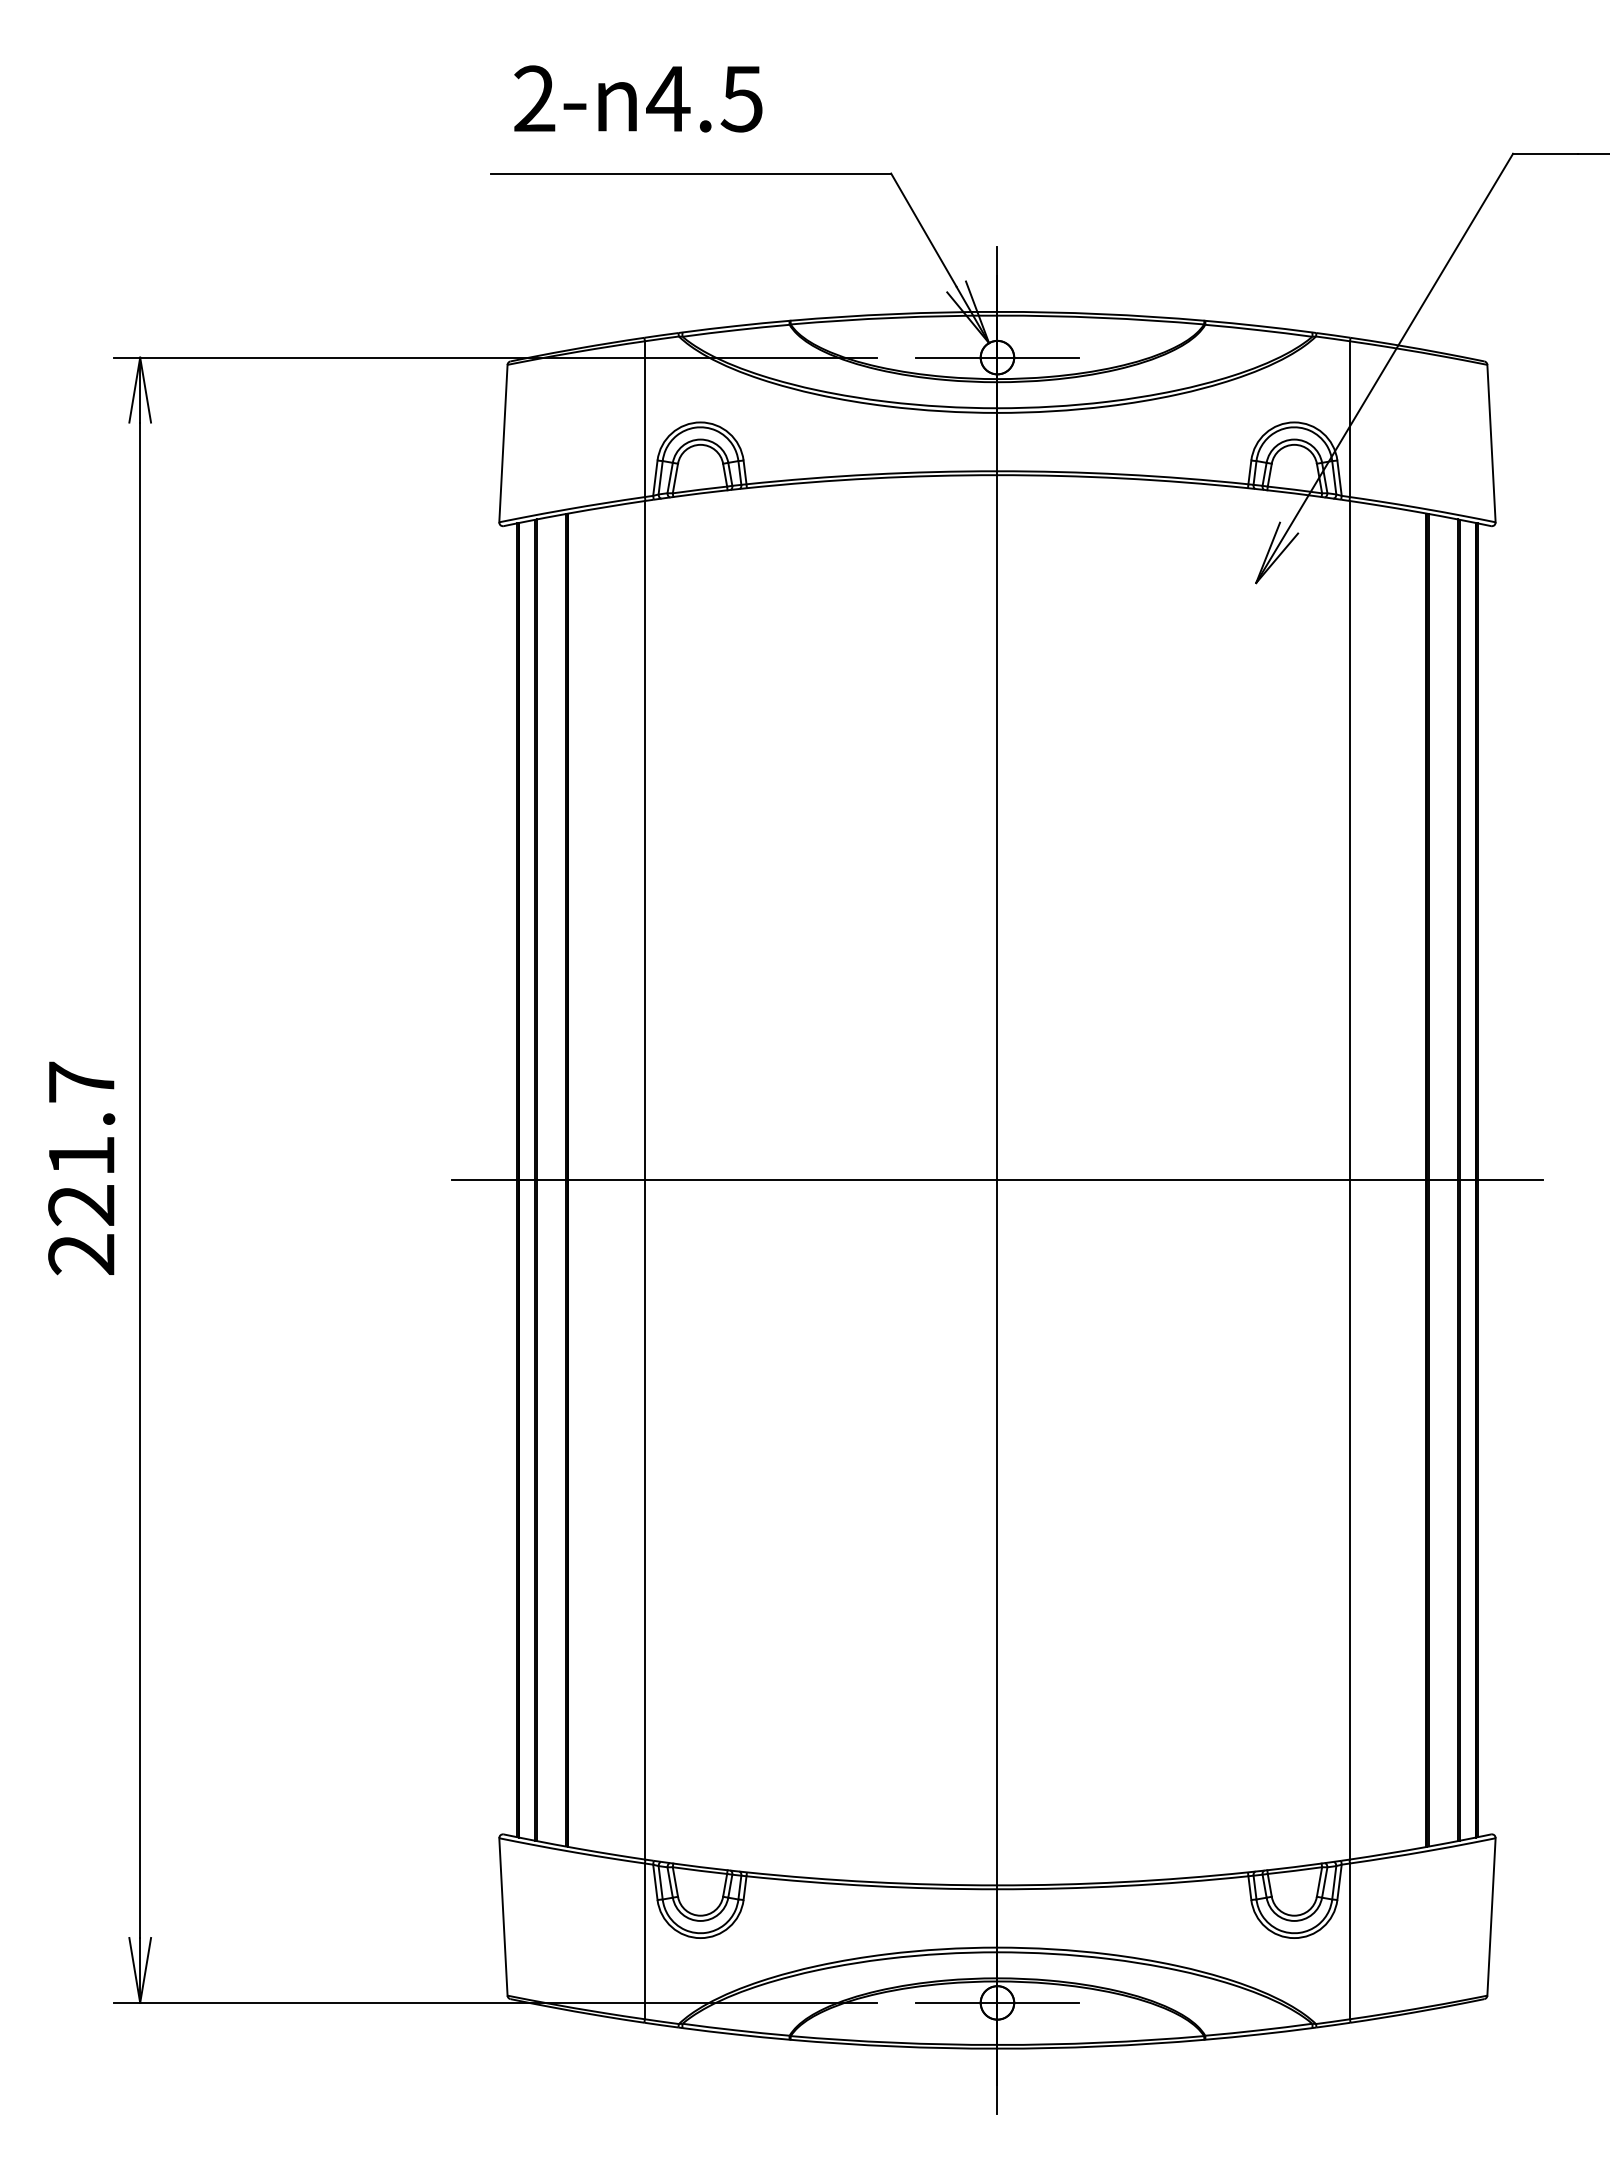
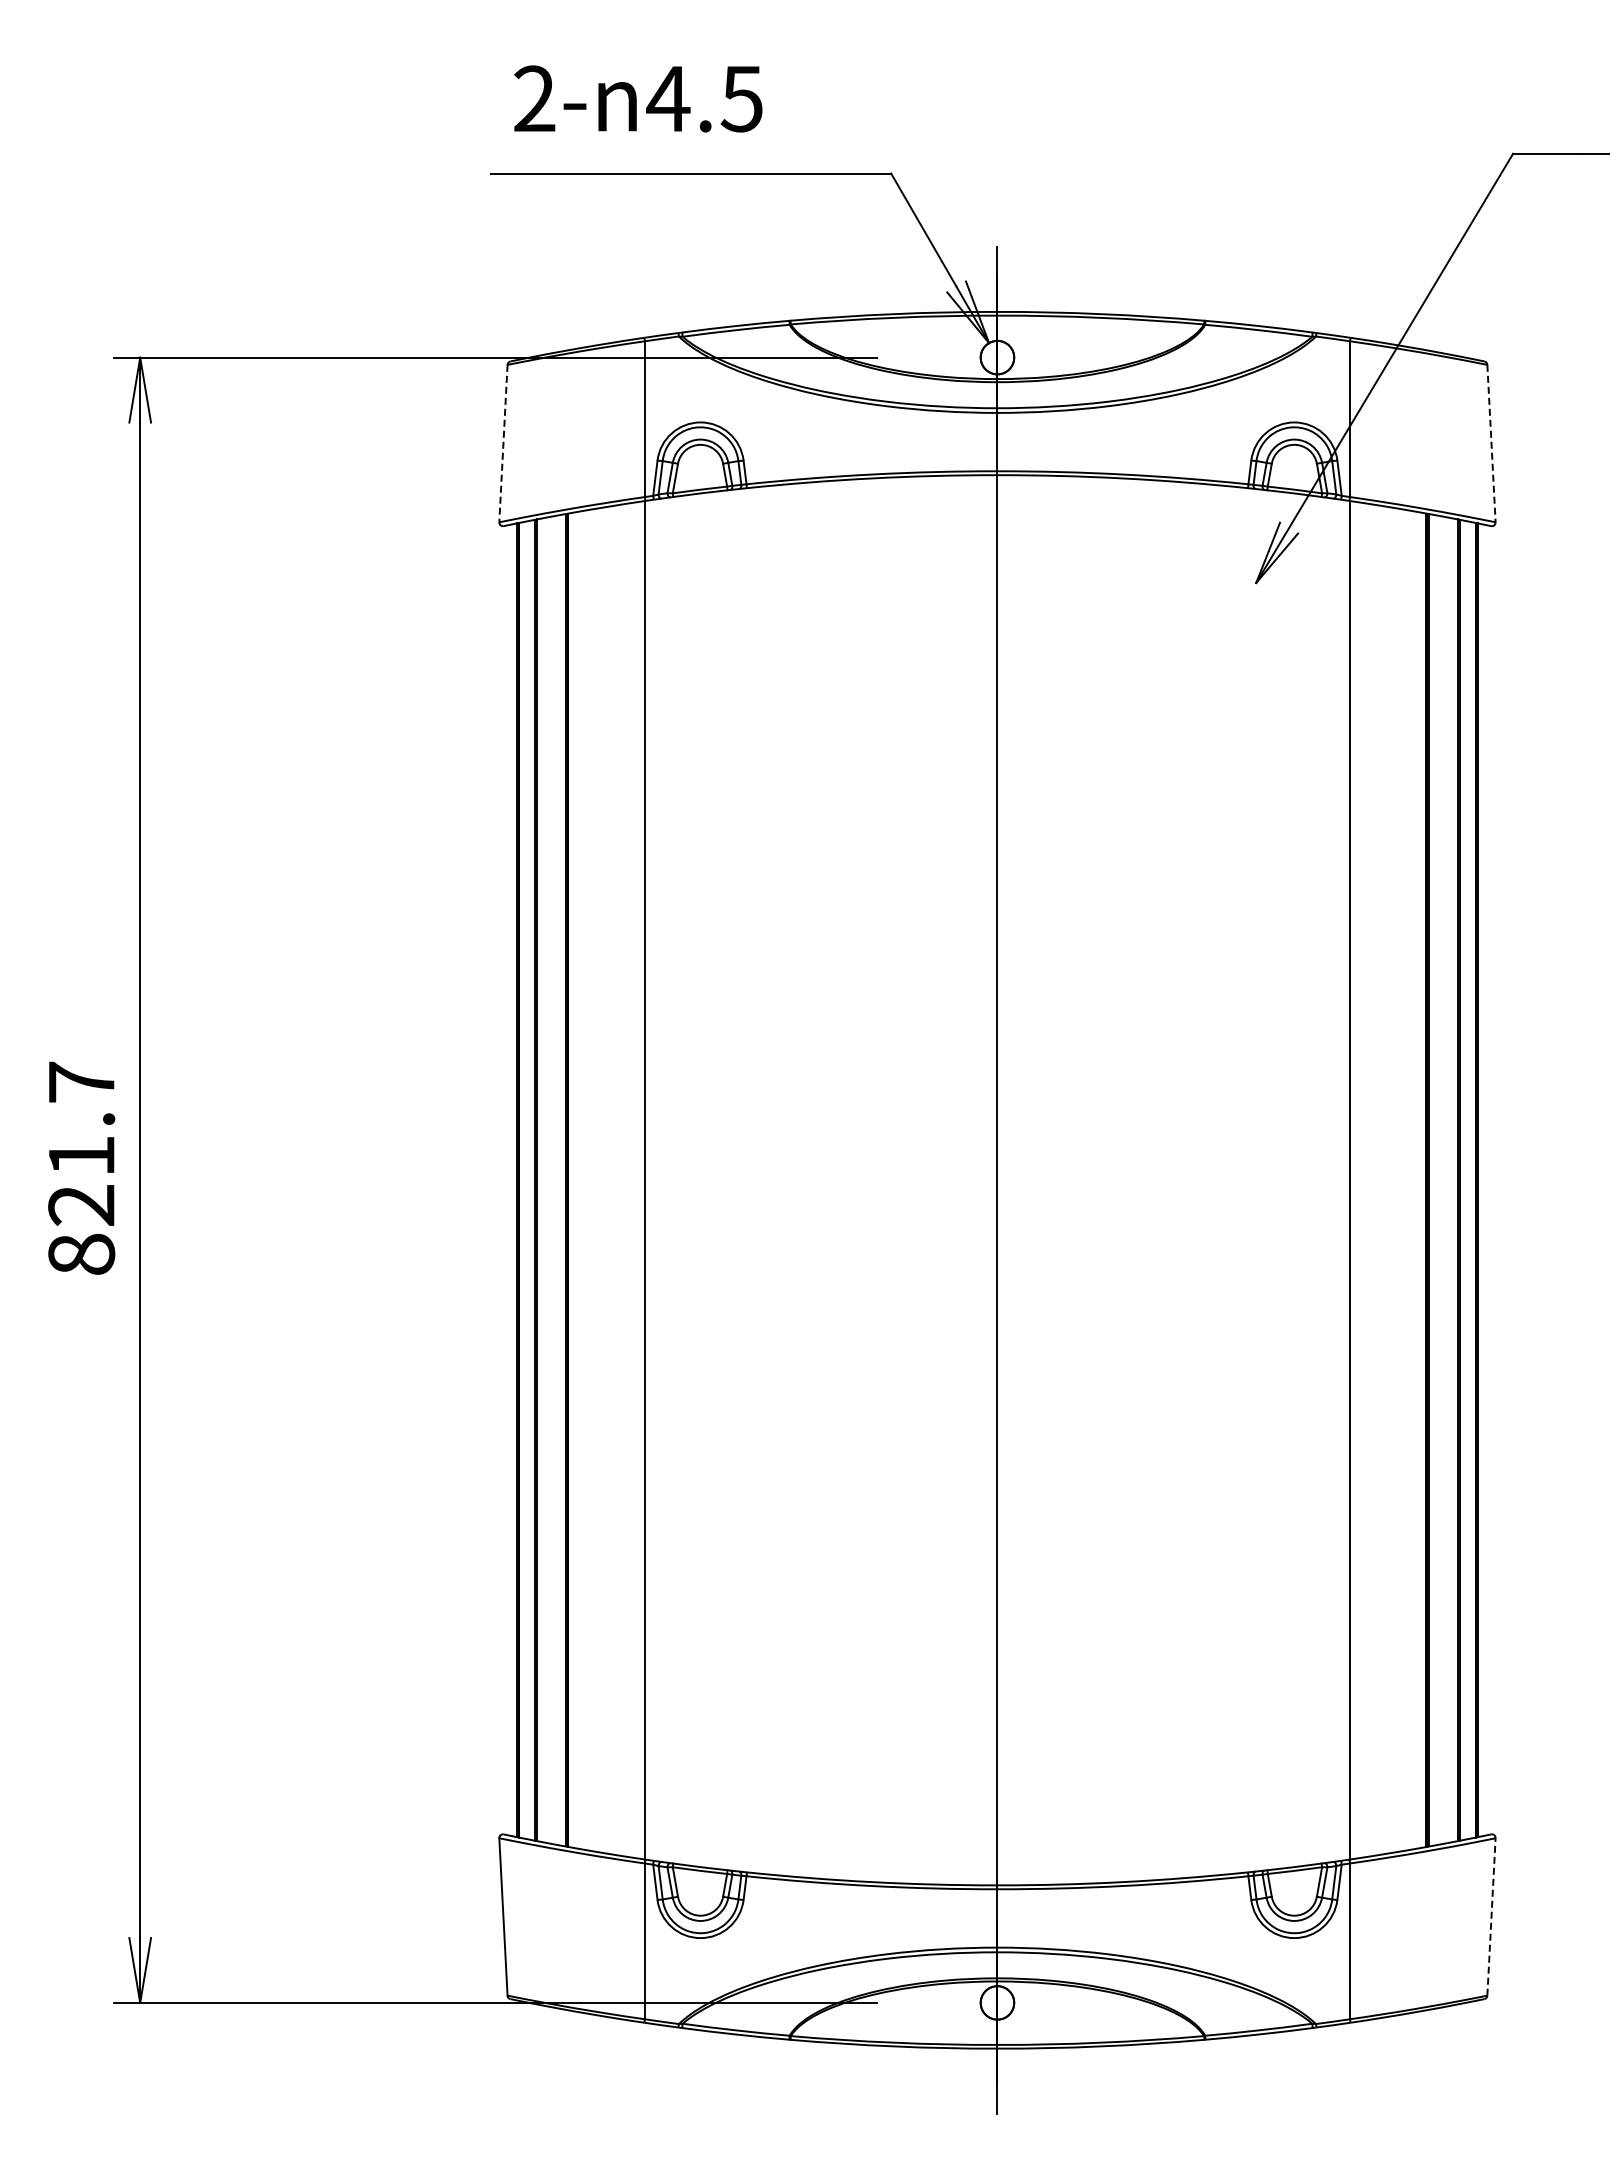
line: present -> none (997, 357)
line: solid -> dashed (503, 443)
line: solid -> dashed (1491, 443)
line: present -> none (997, 1180)
text: 221.7 -> 821.7 (81, 1254)
line: solid -> dashed (1491, 1916)
line: present -> none (997, 2002)
